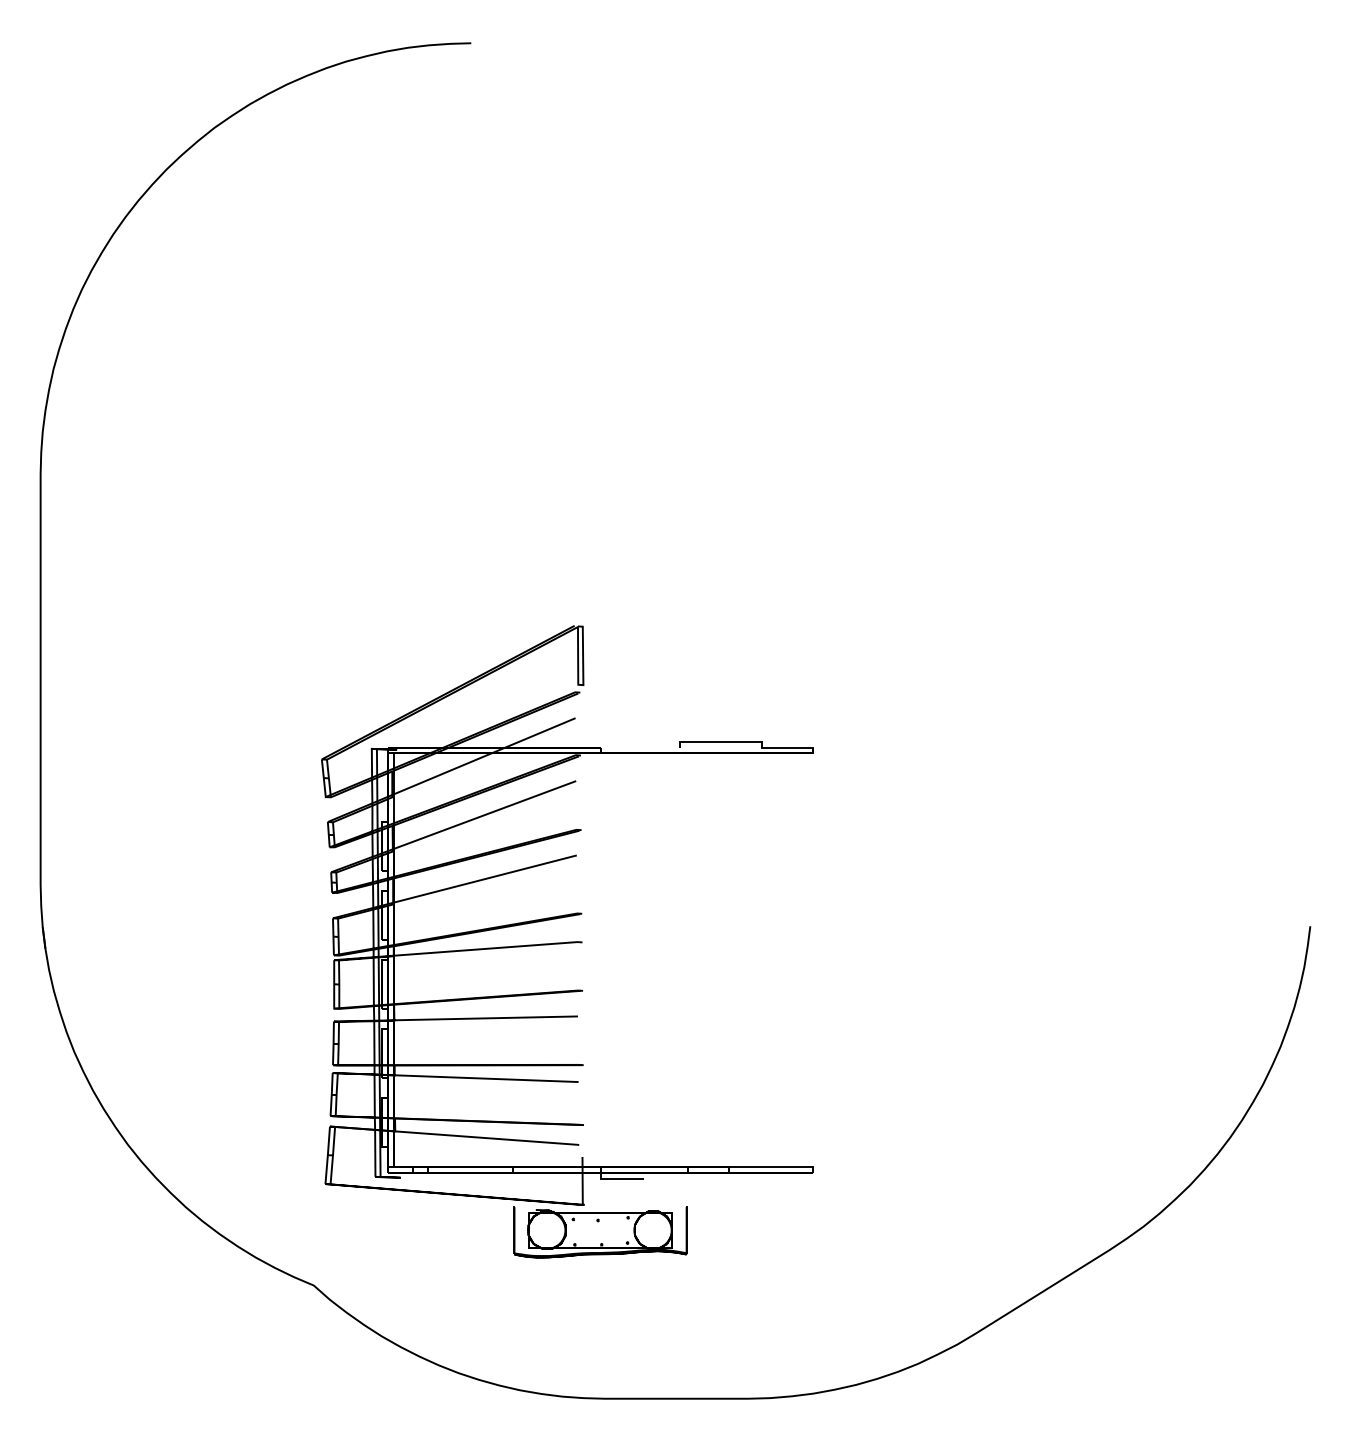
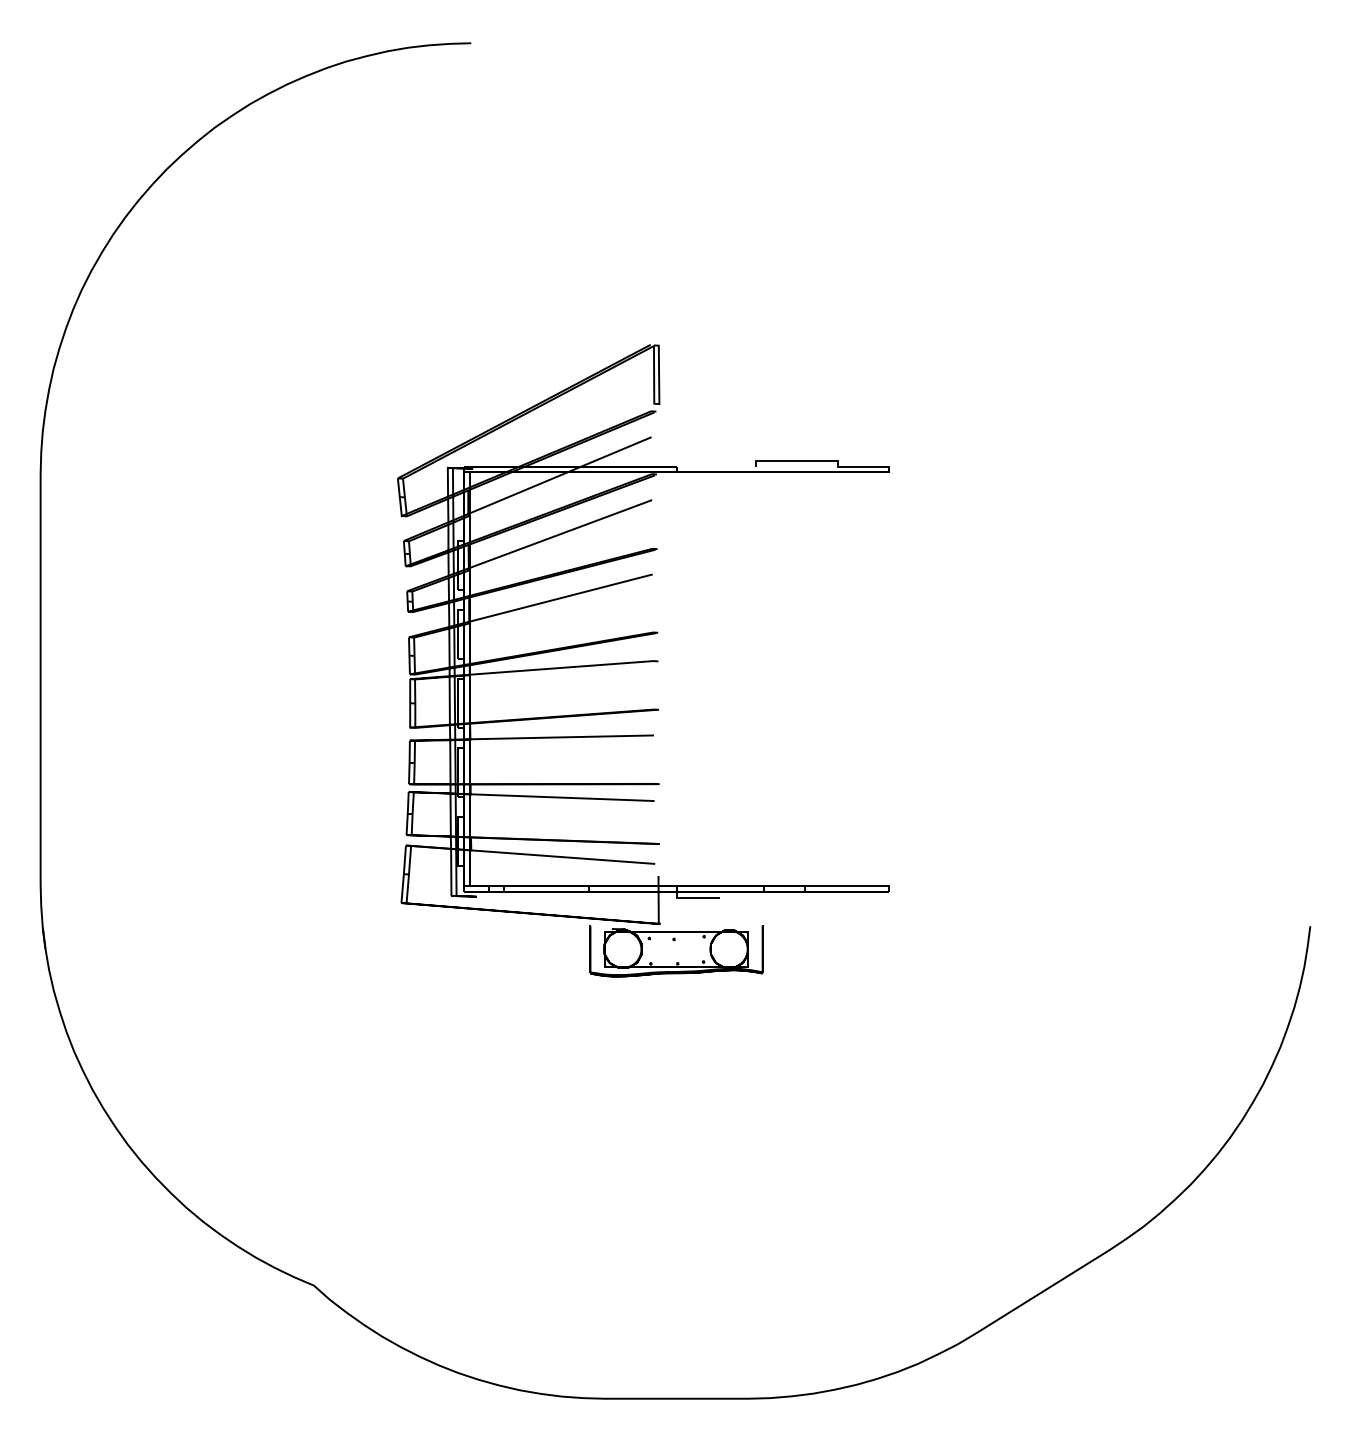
part position: (567, 941) -> (643, 660) (643, 660)
